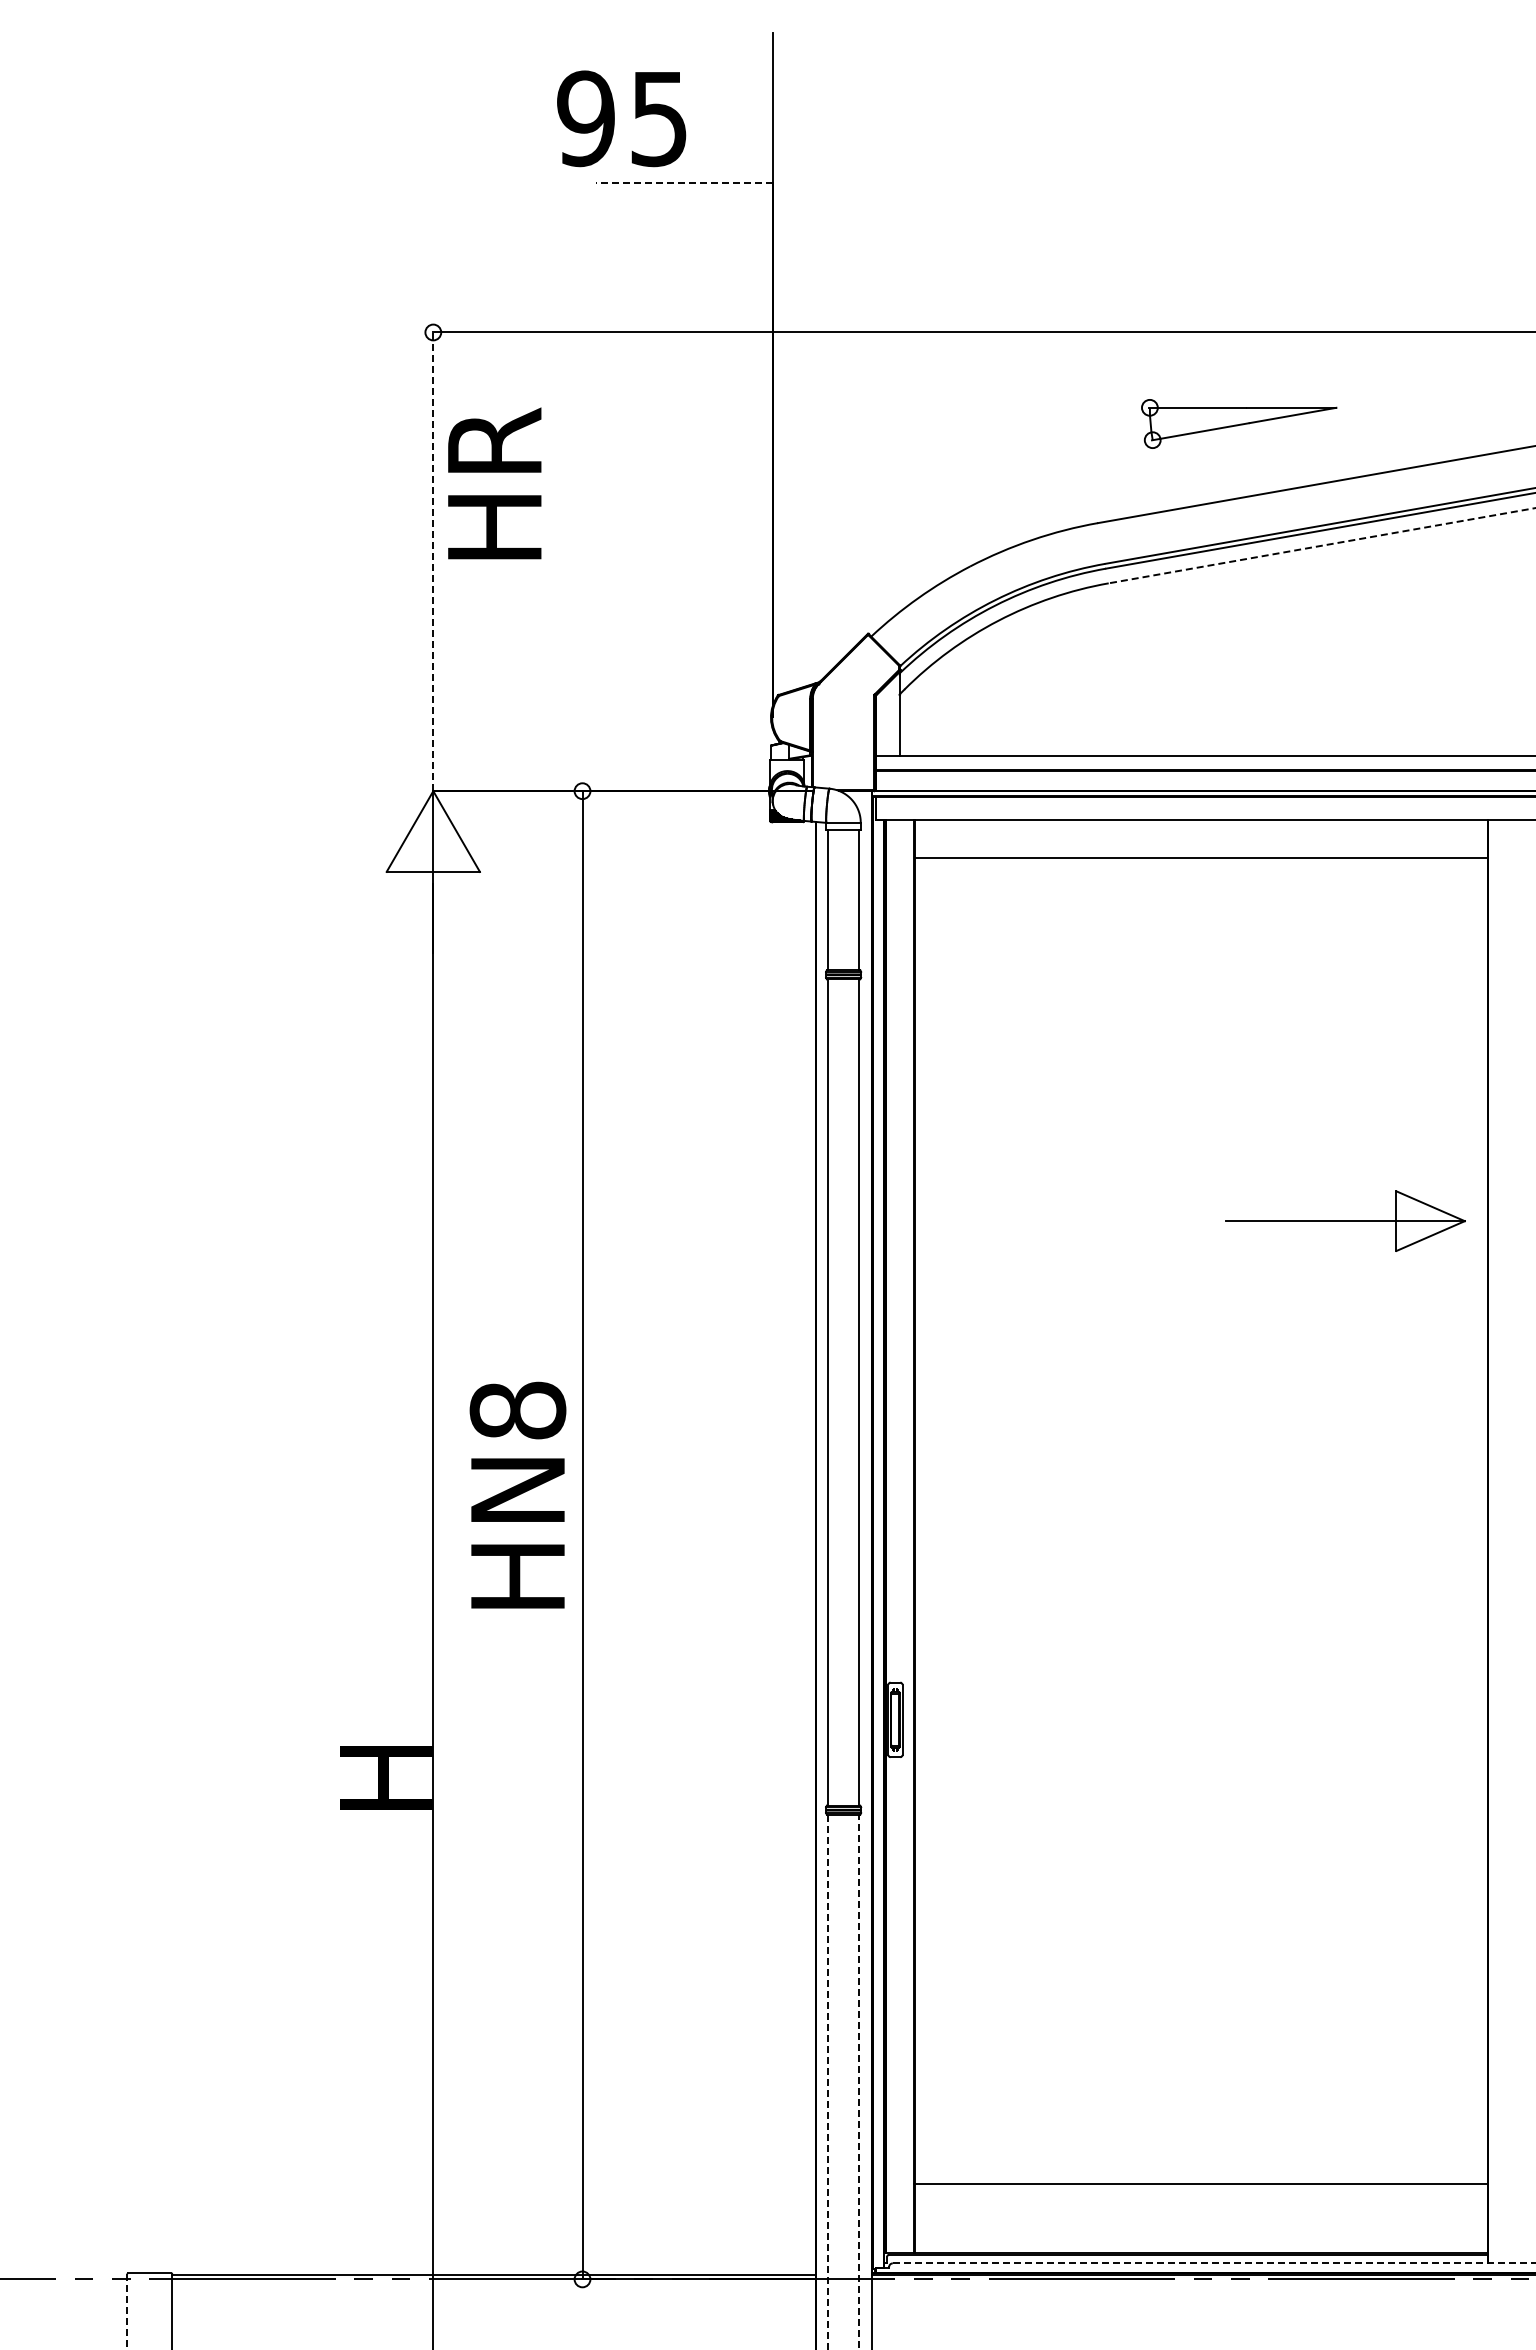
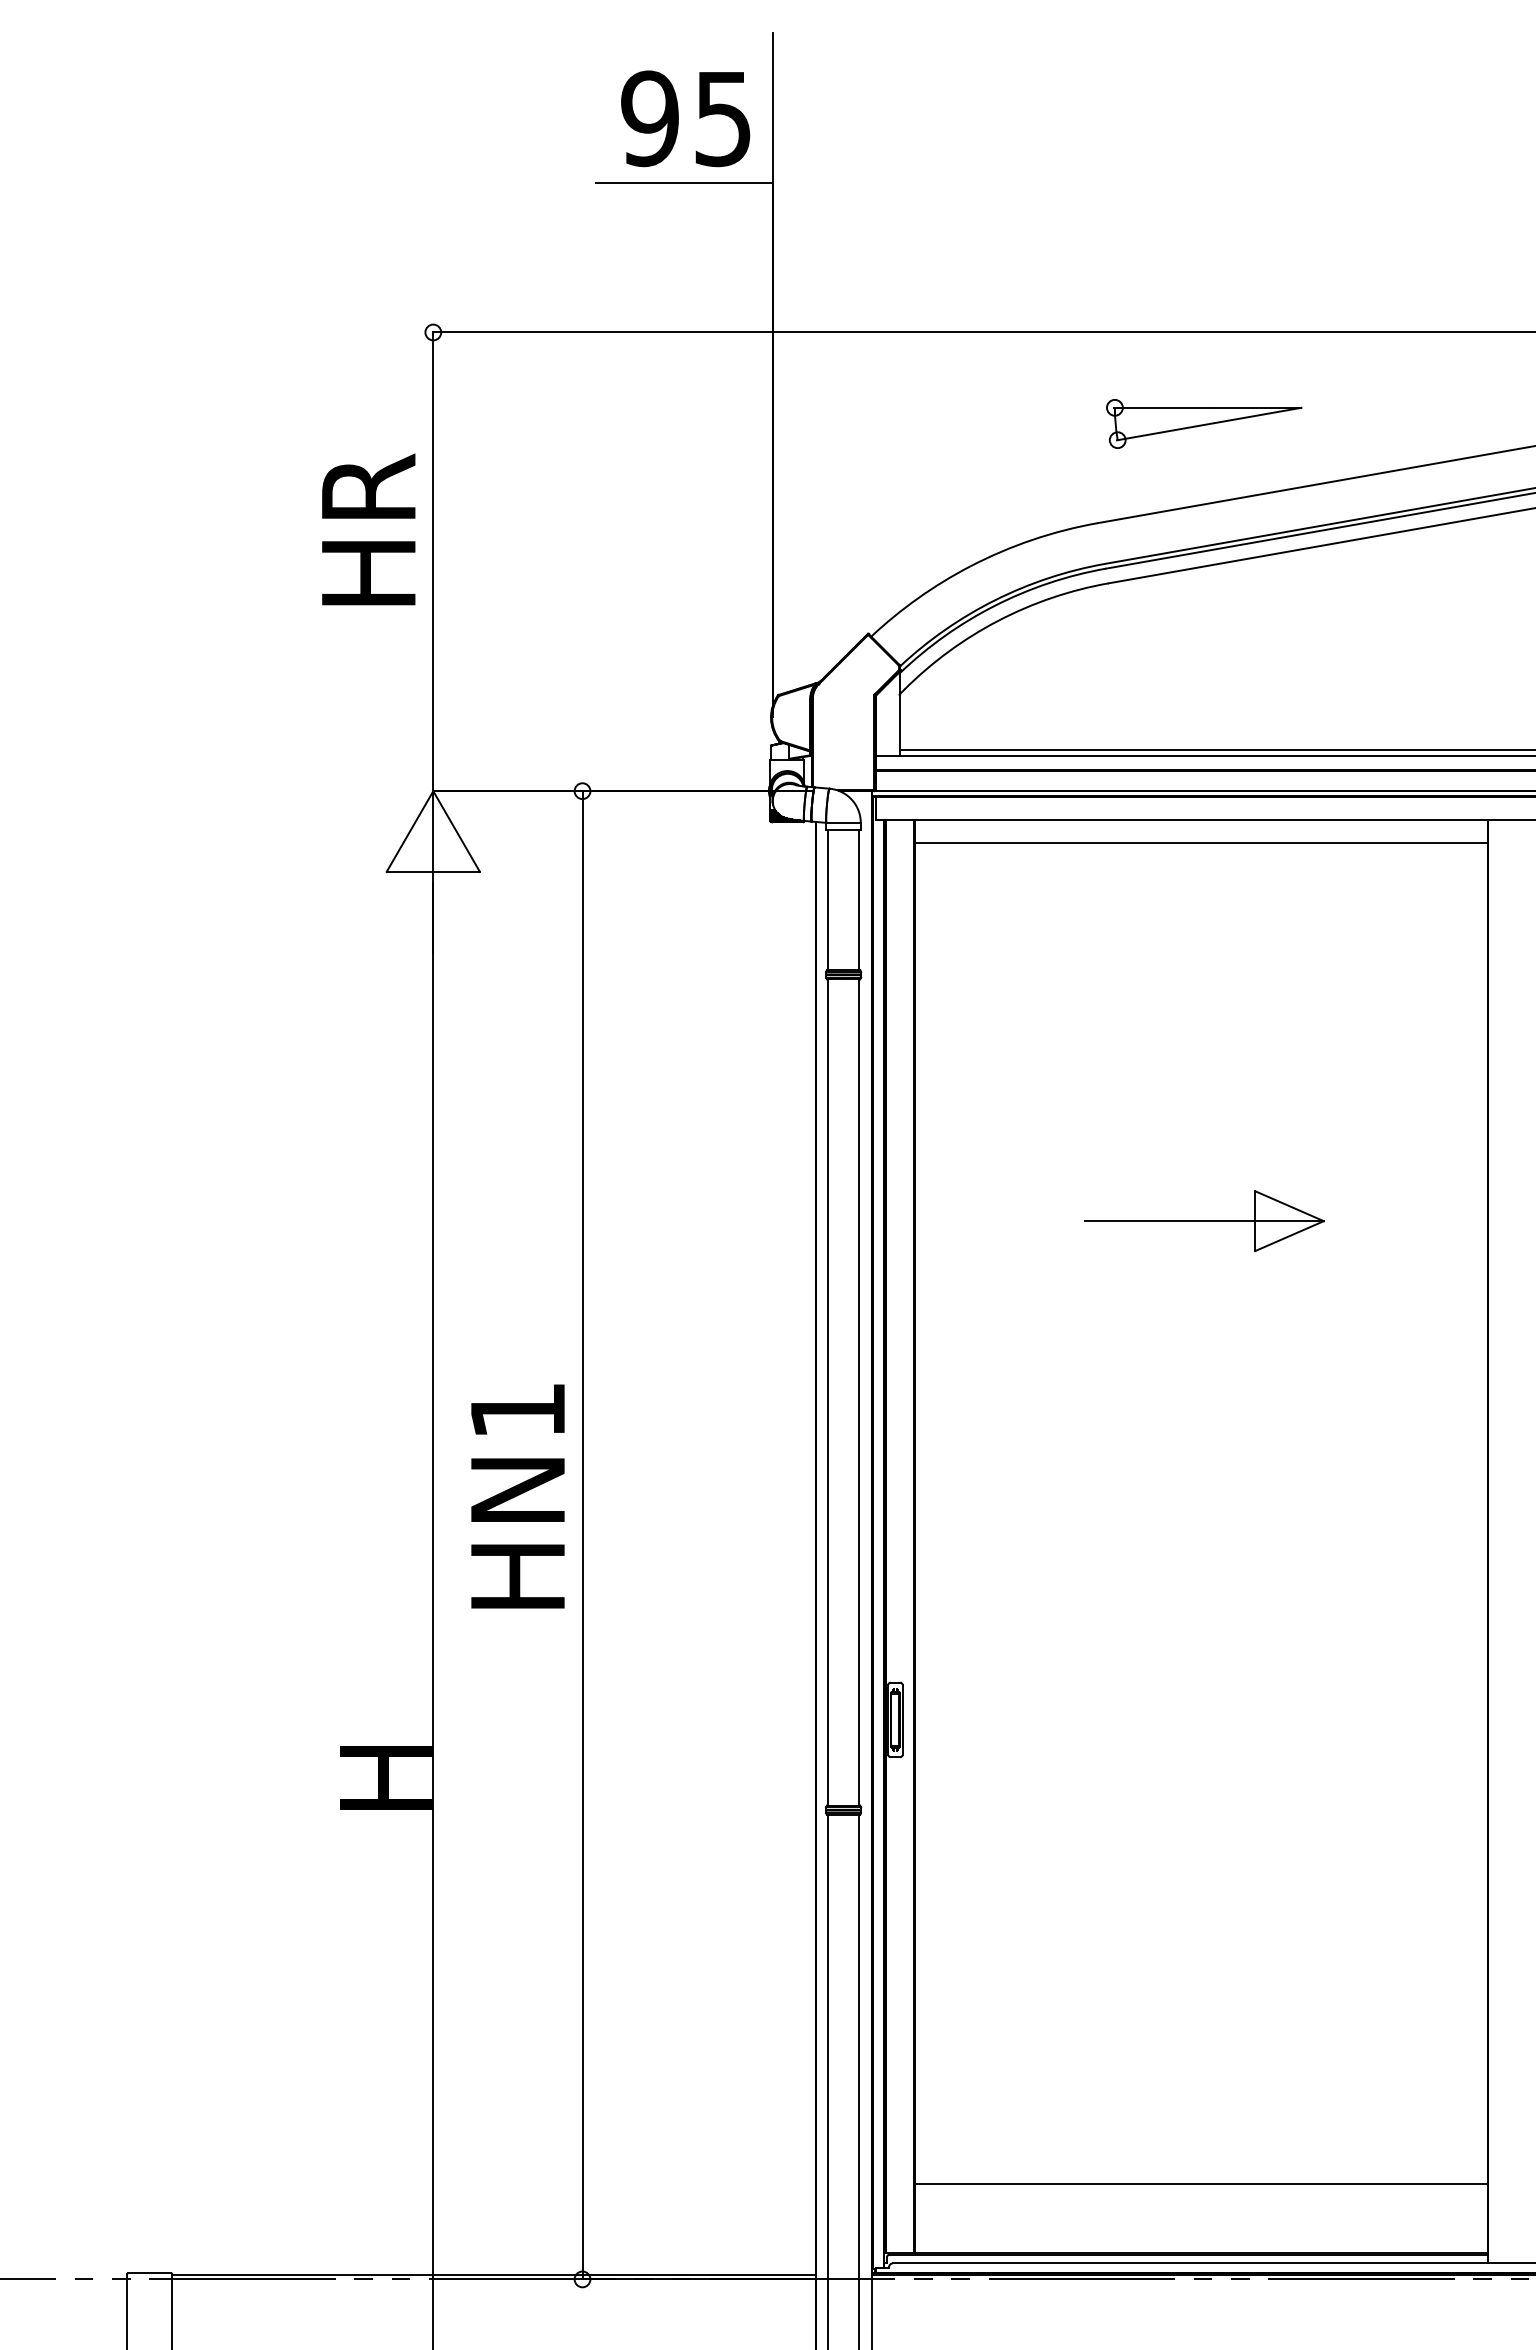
text position: (621, 118) -> (685, 118) (685, 118)
line: dashed -> solid (683, 183)
part position: (1239, 423) -> (1204, 423) (1204, 423)
text position: (494, 483) -> (368, 529) (368, 529)
line: dashed -> solid (1322, 545)
line: dashed -> solid (433, 561)
line: none -> present (1216, 750)
line position: (1200, 858) -> (1200, 843) (1200, 843)
part position: (1345, 1220) -> (1204, 1220) (1204, 1220)
text: HN8 -> HN1 (517, 1410)
line: dashed -> solid (859, 2081)
line: dashed -> solid (827, 2082)
line: dashed -> solid (1214, 2263)
line: dashed -> solid (127, 2311)
